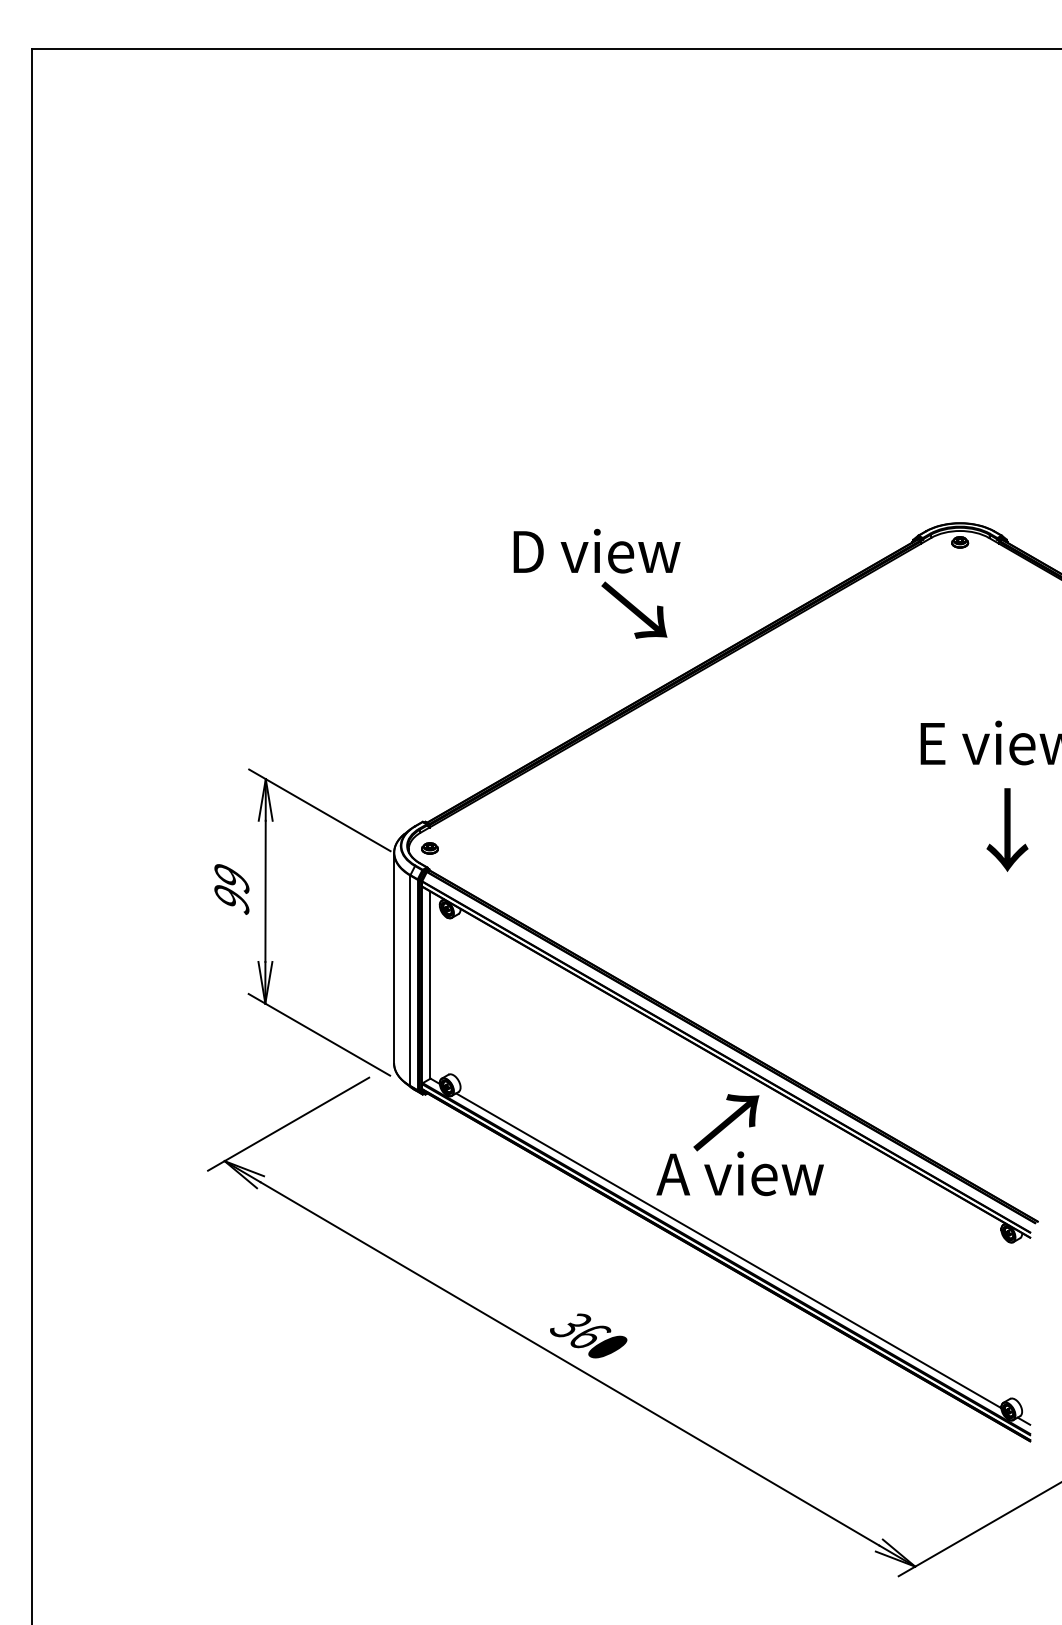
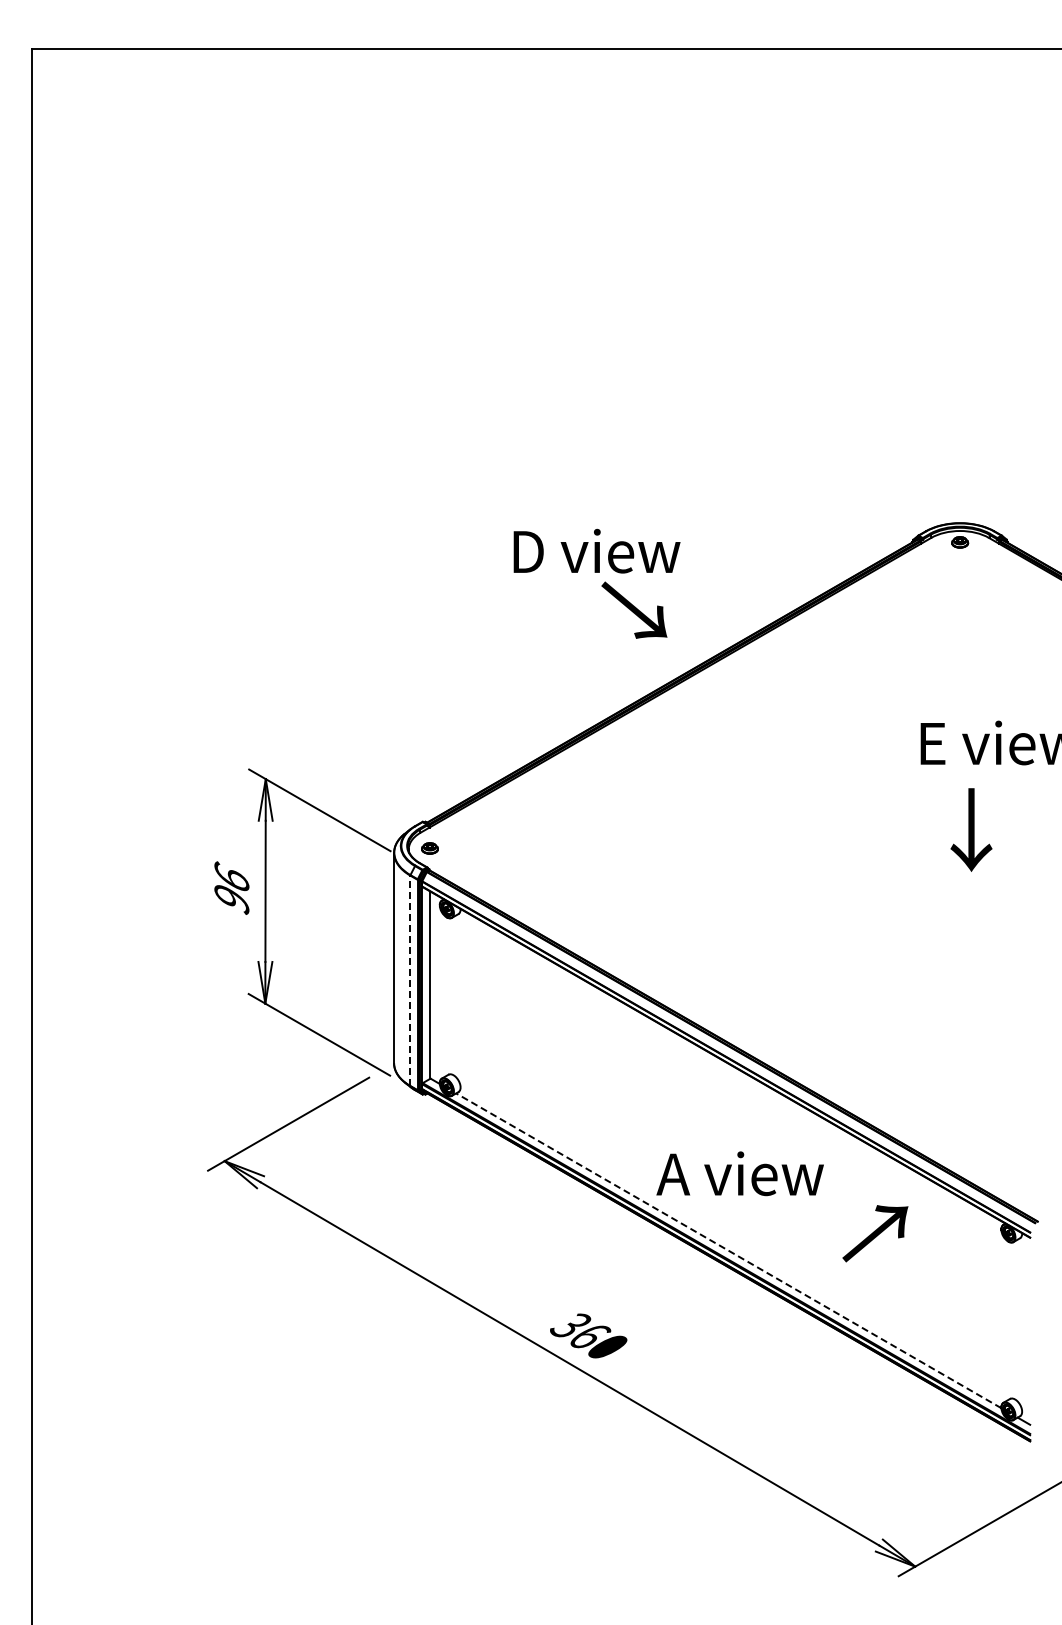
text position: (1007, 829) -> (971, 829) (971, 829)
text: 99 -> 96 (231, 877)
line: solid -> dashed (410, 980)
text position: (726, 1122) -> (875, 1233) (875, 1233)
line: solid -> dashed (728, 1250)
